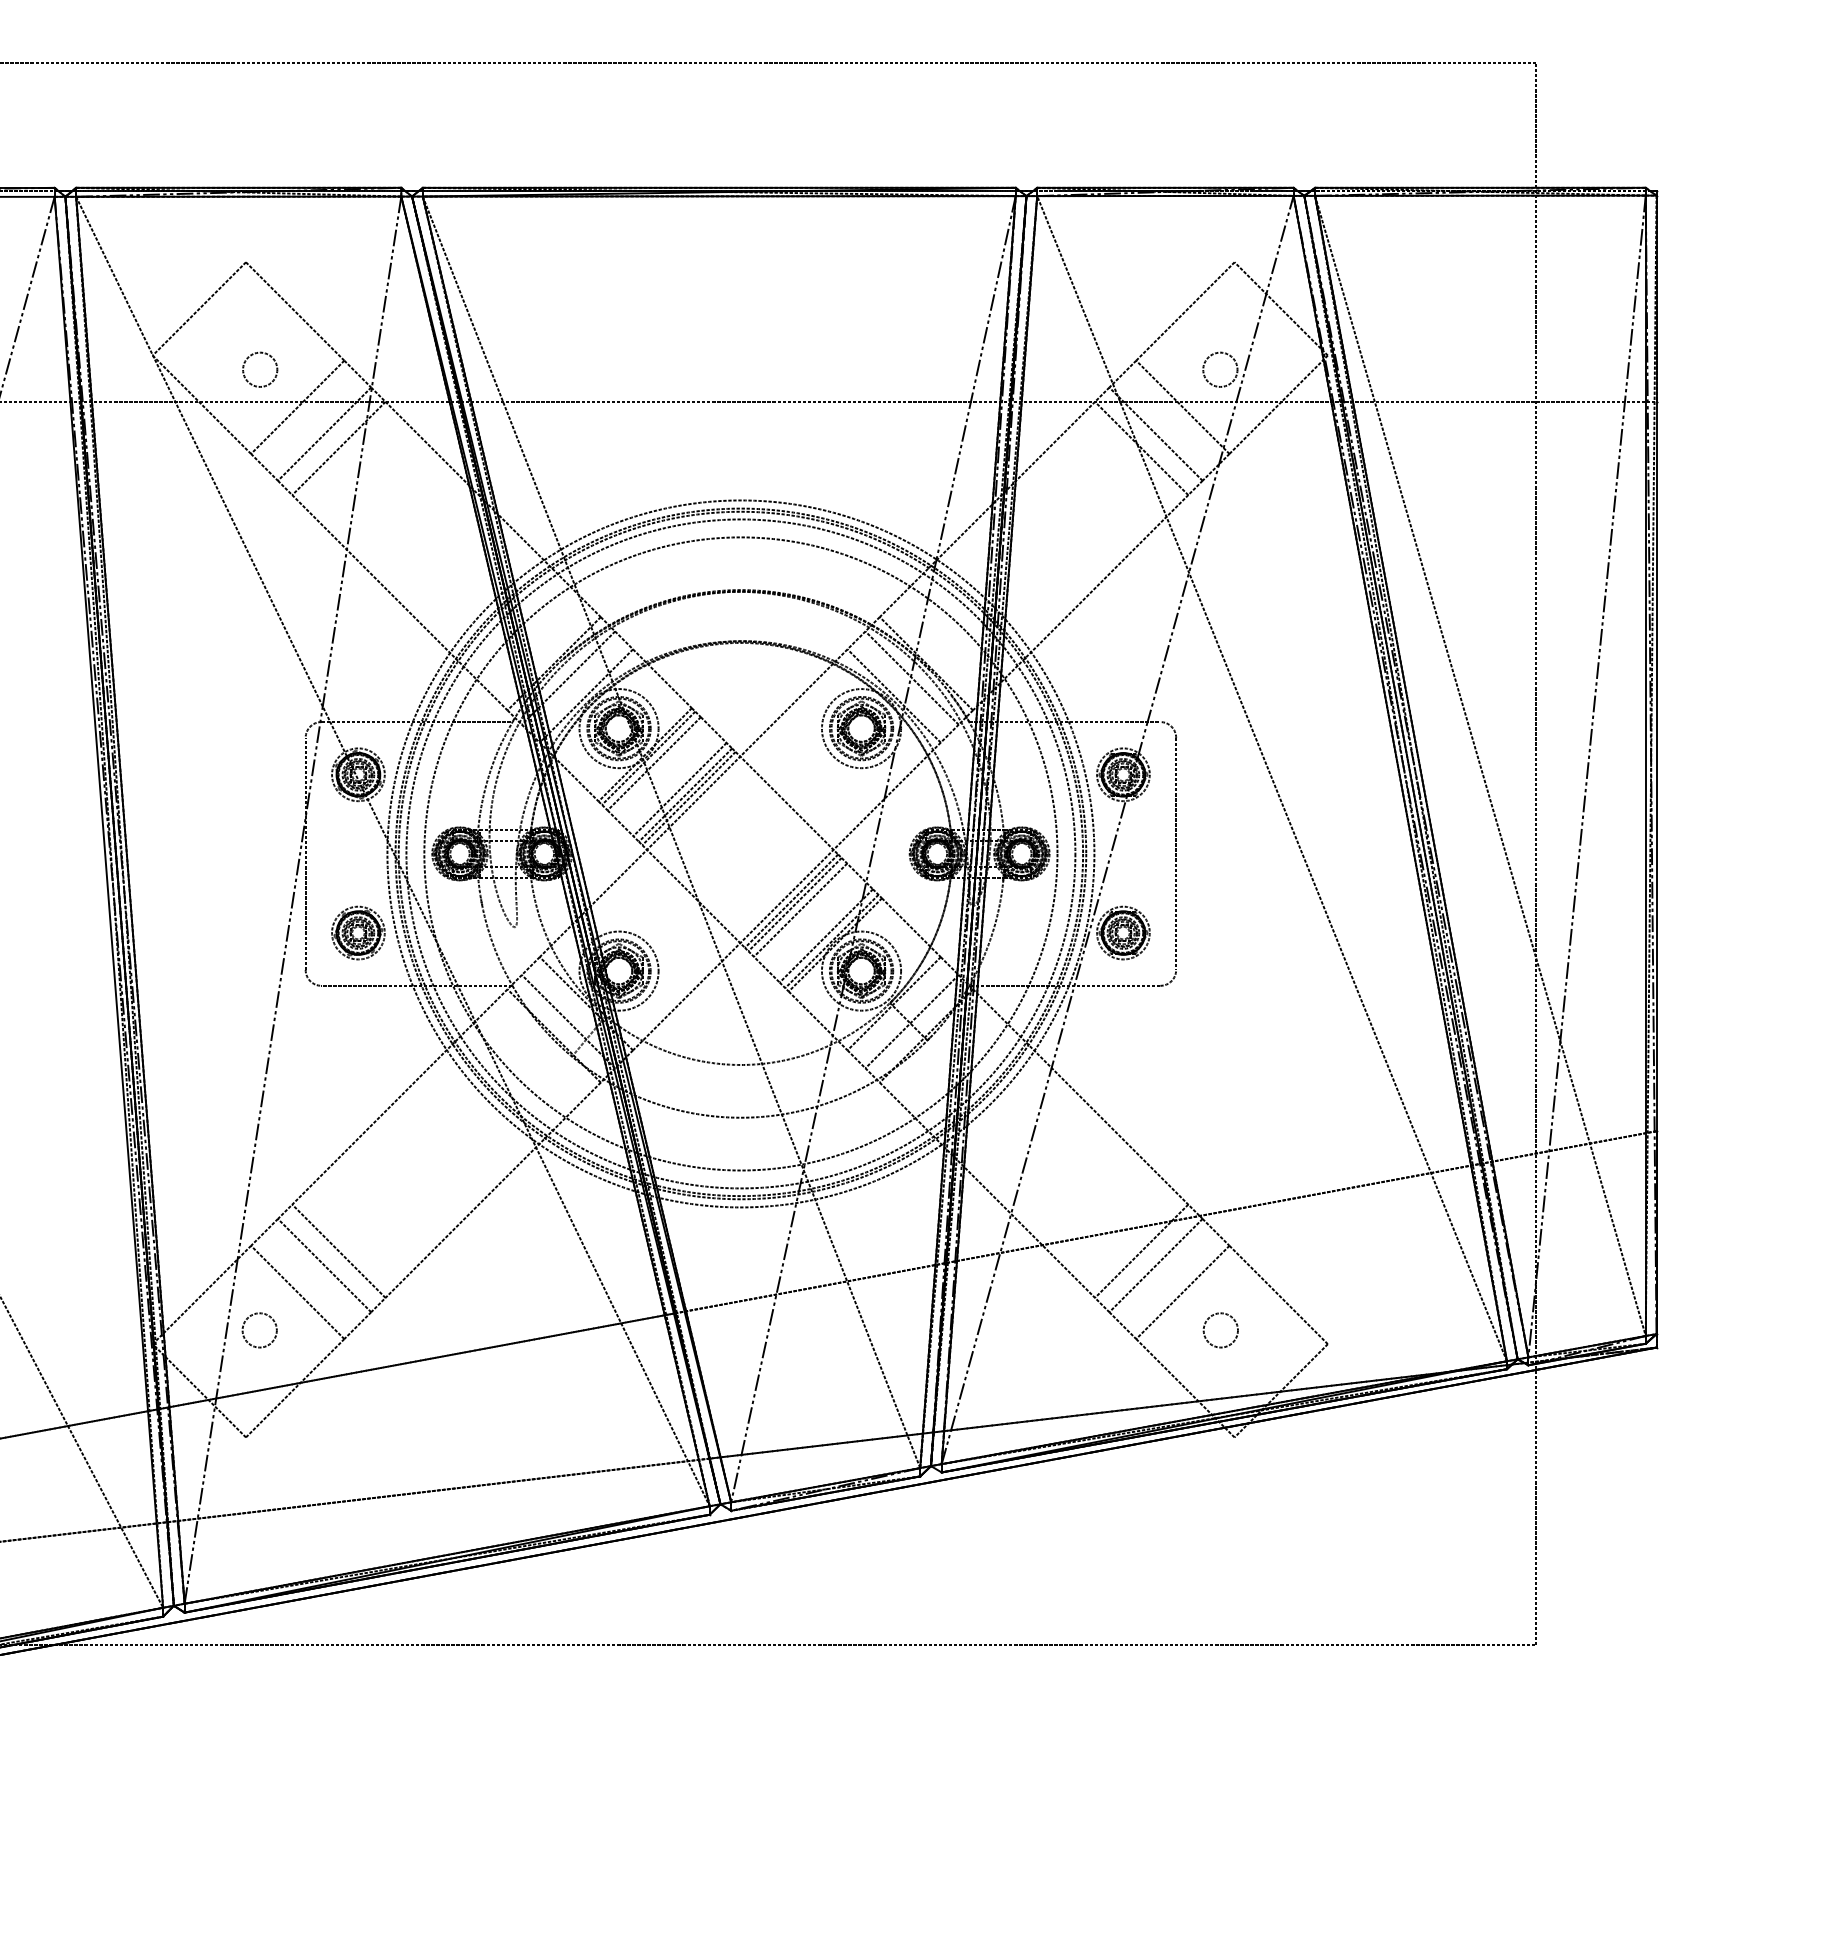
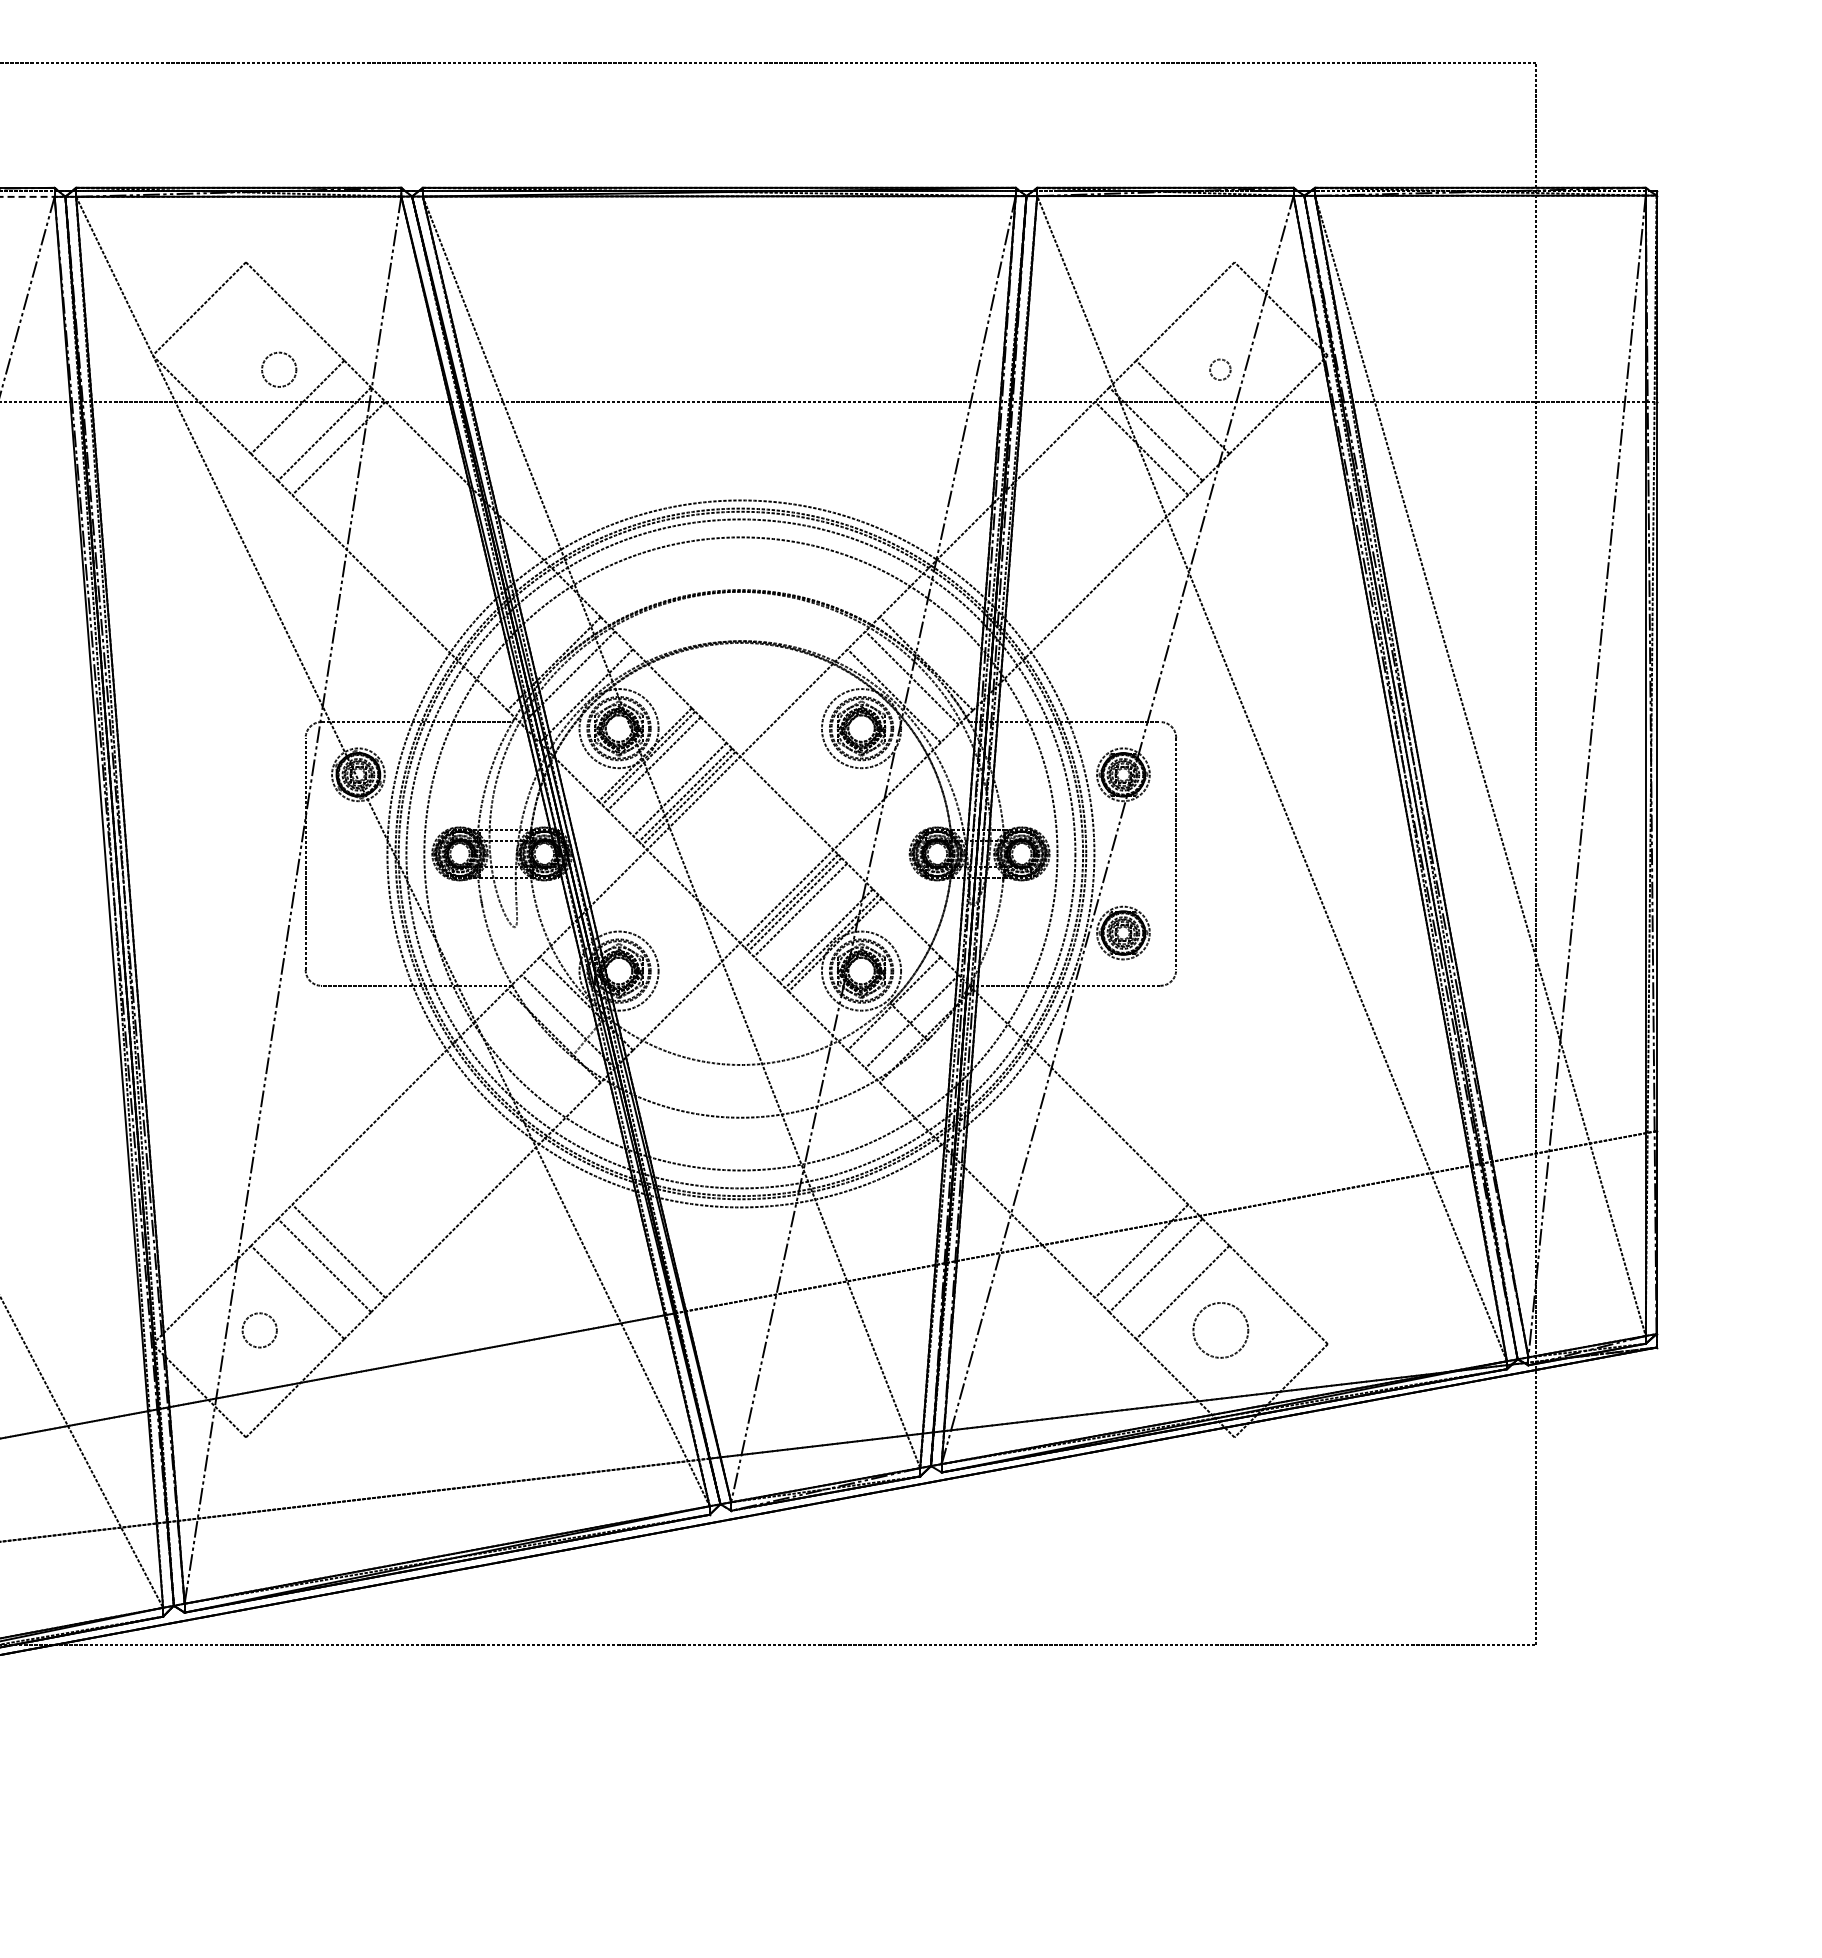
line: solid -> dashed (27, 196)
circle position: (260, 369) -> (279, 369) (279, 369)
circle diameter: 34 px -> 21 px (1220, 369)
part: present -> none (358, 932)
circle diameter: 34 px -> 55 px (1220, 1329)
